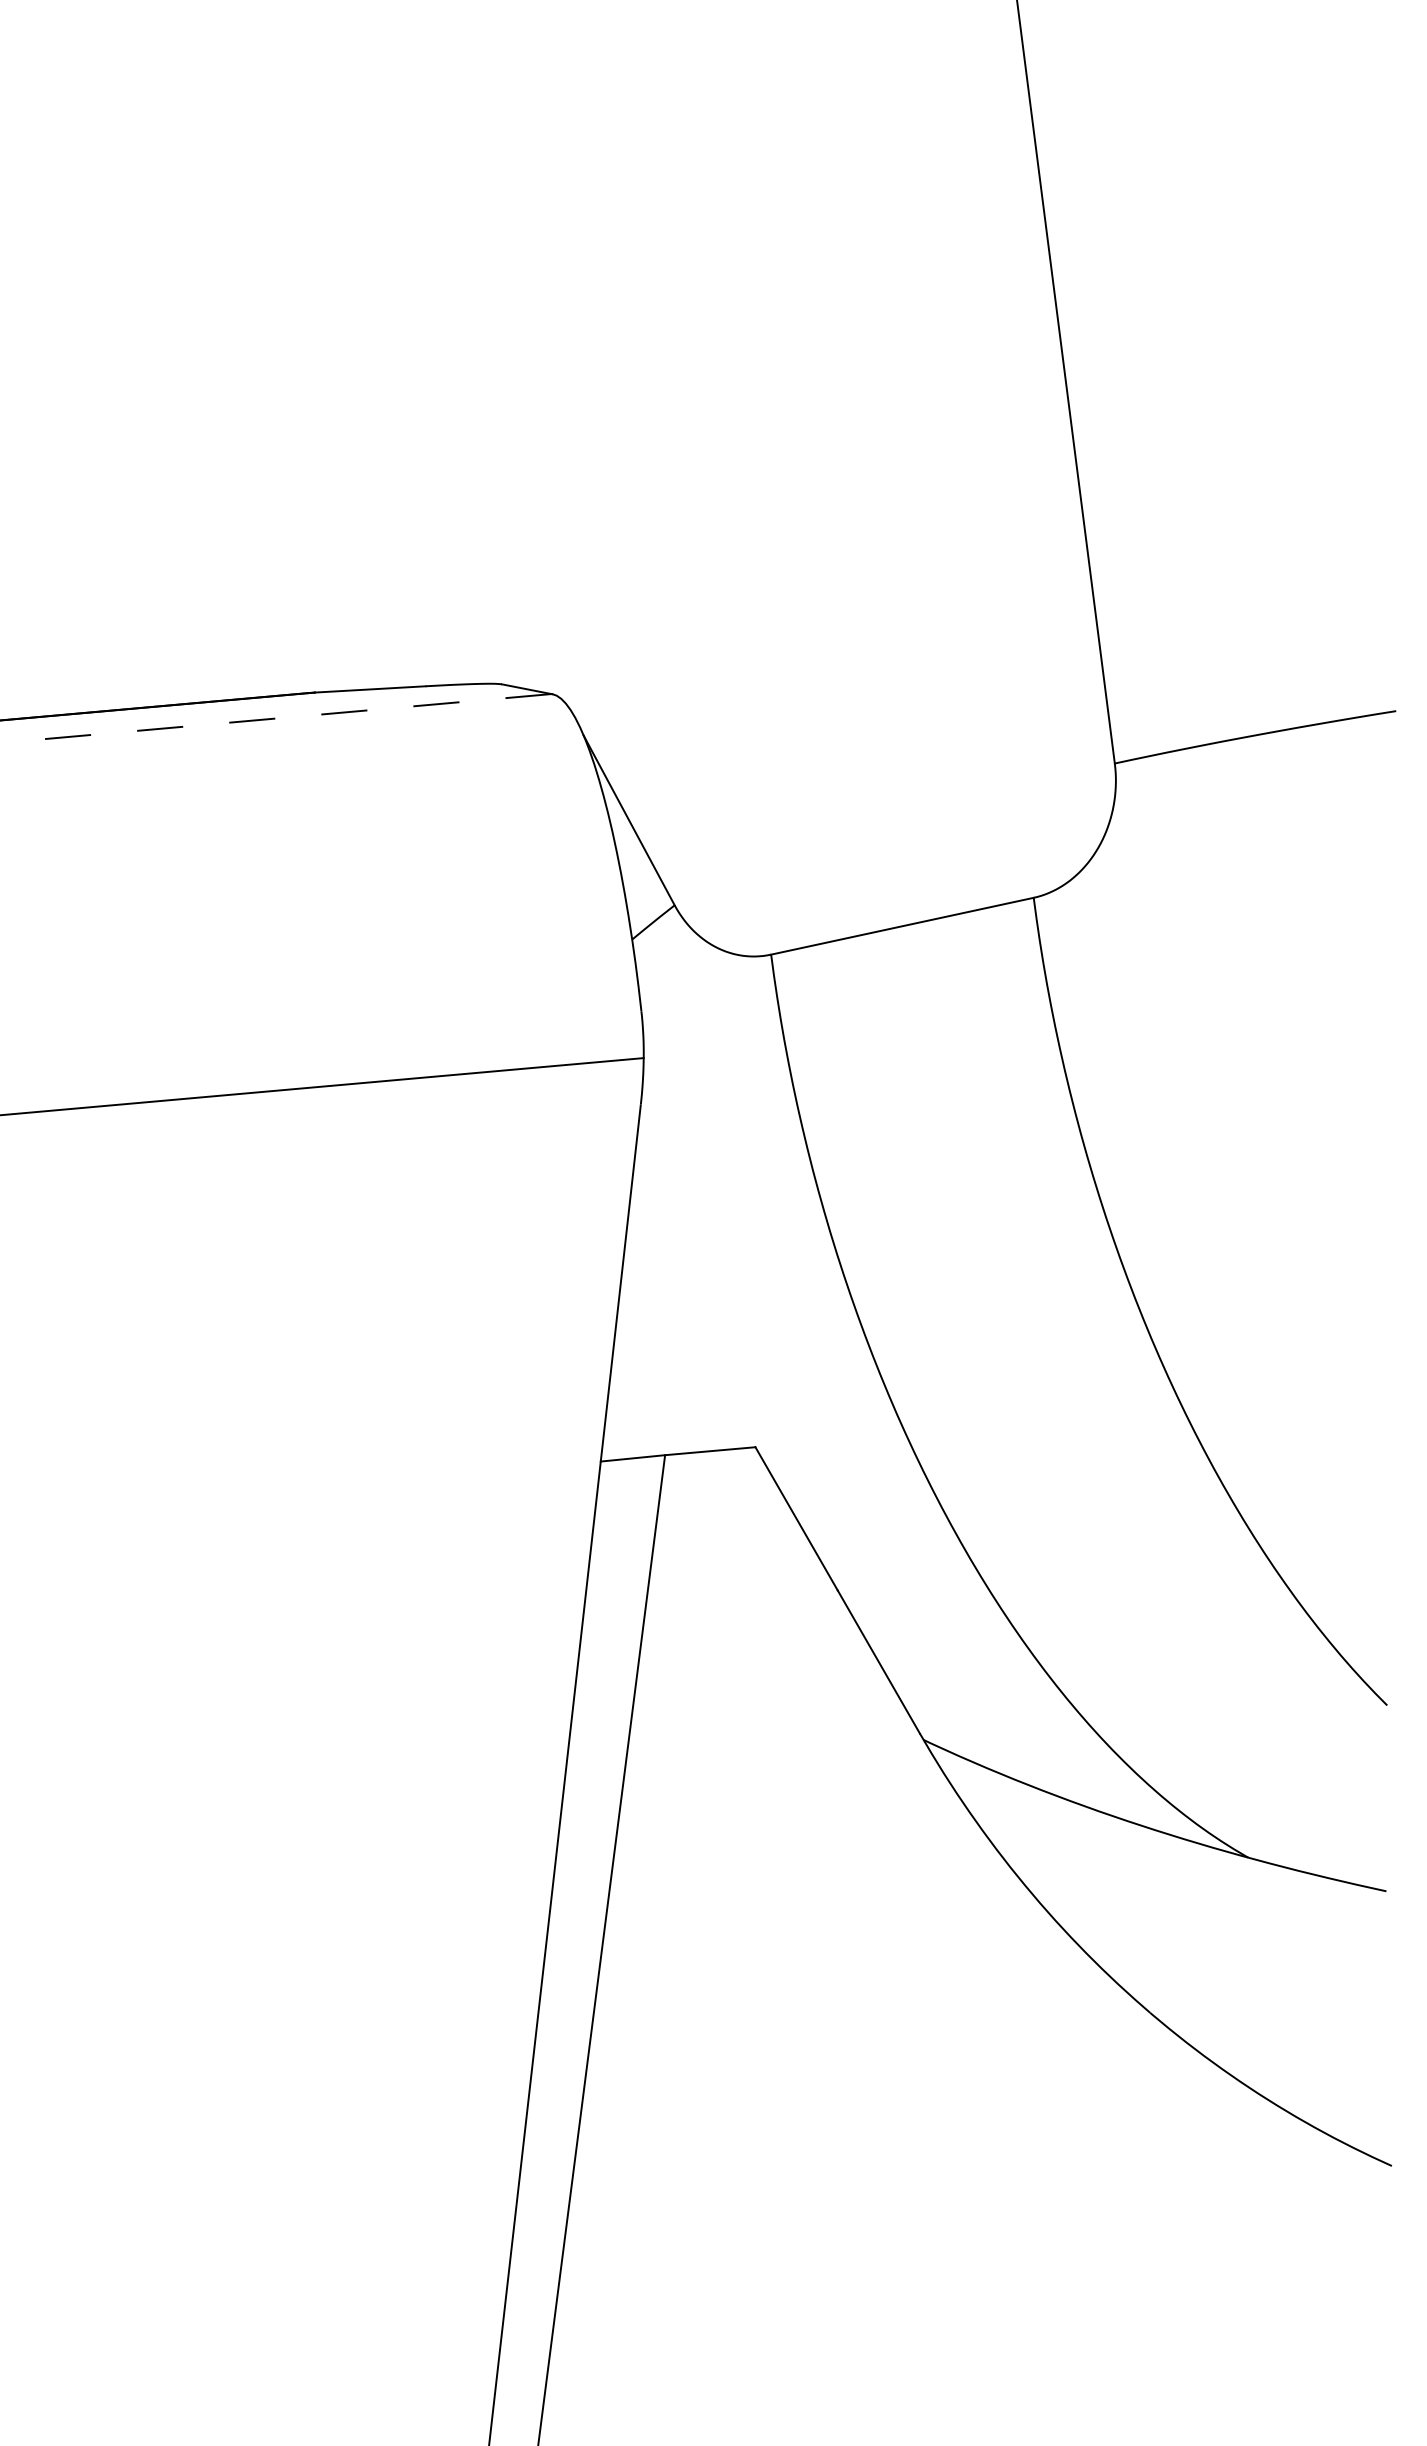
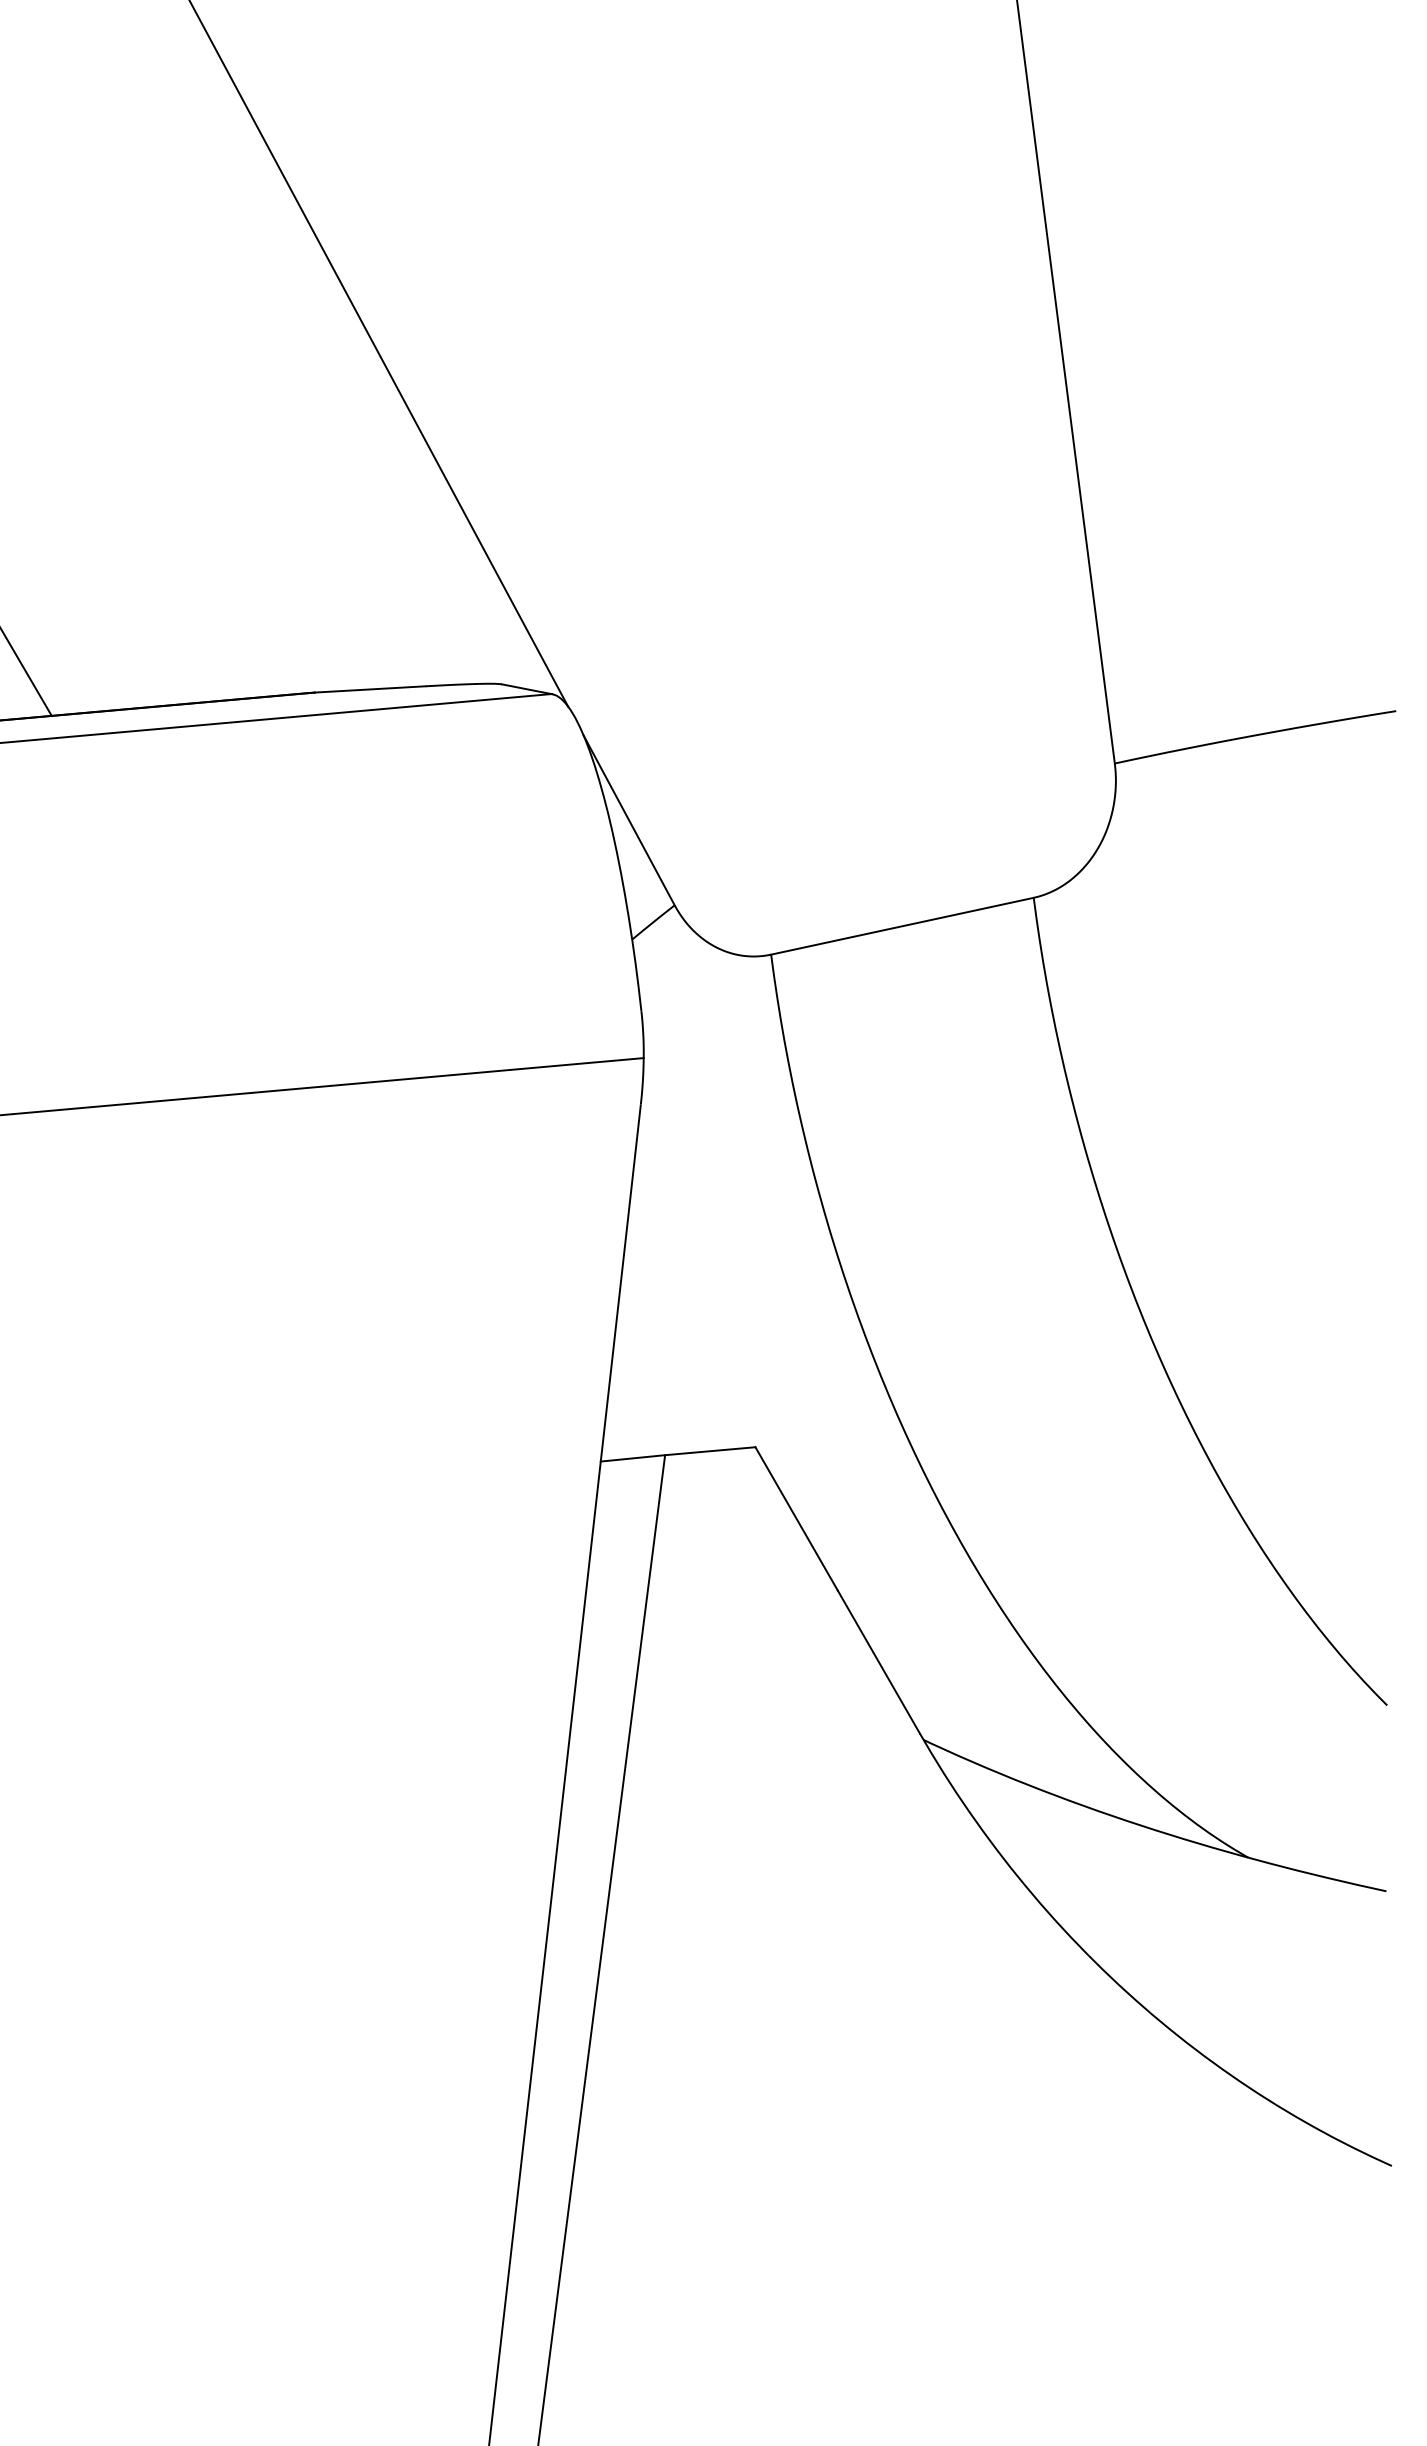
line: none -> present (379, 354)
line: none -> present (26, 673)
line: dashed -> solid (275, 718)
